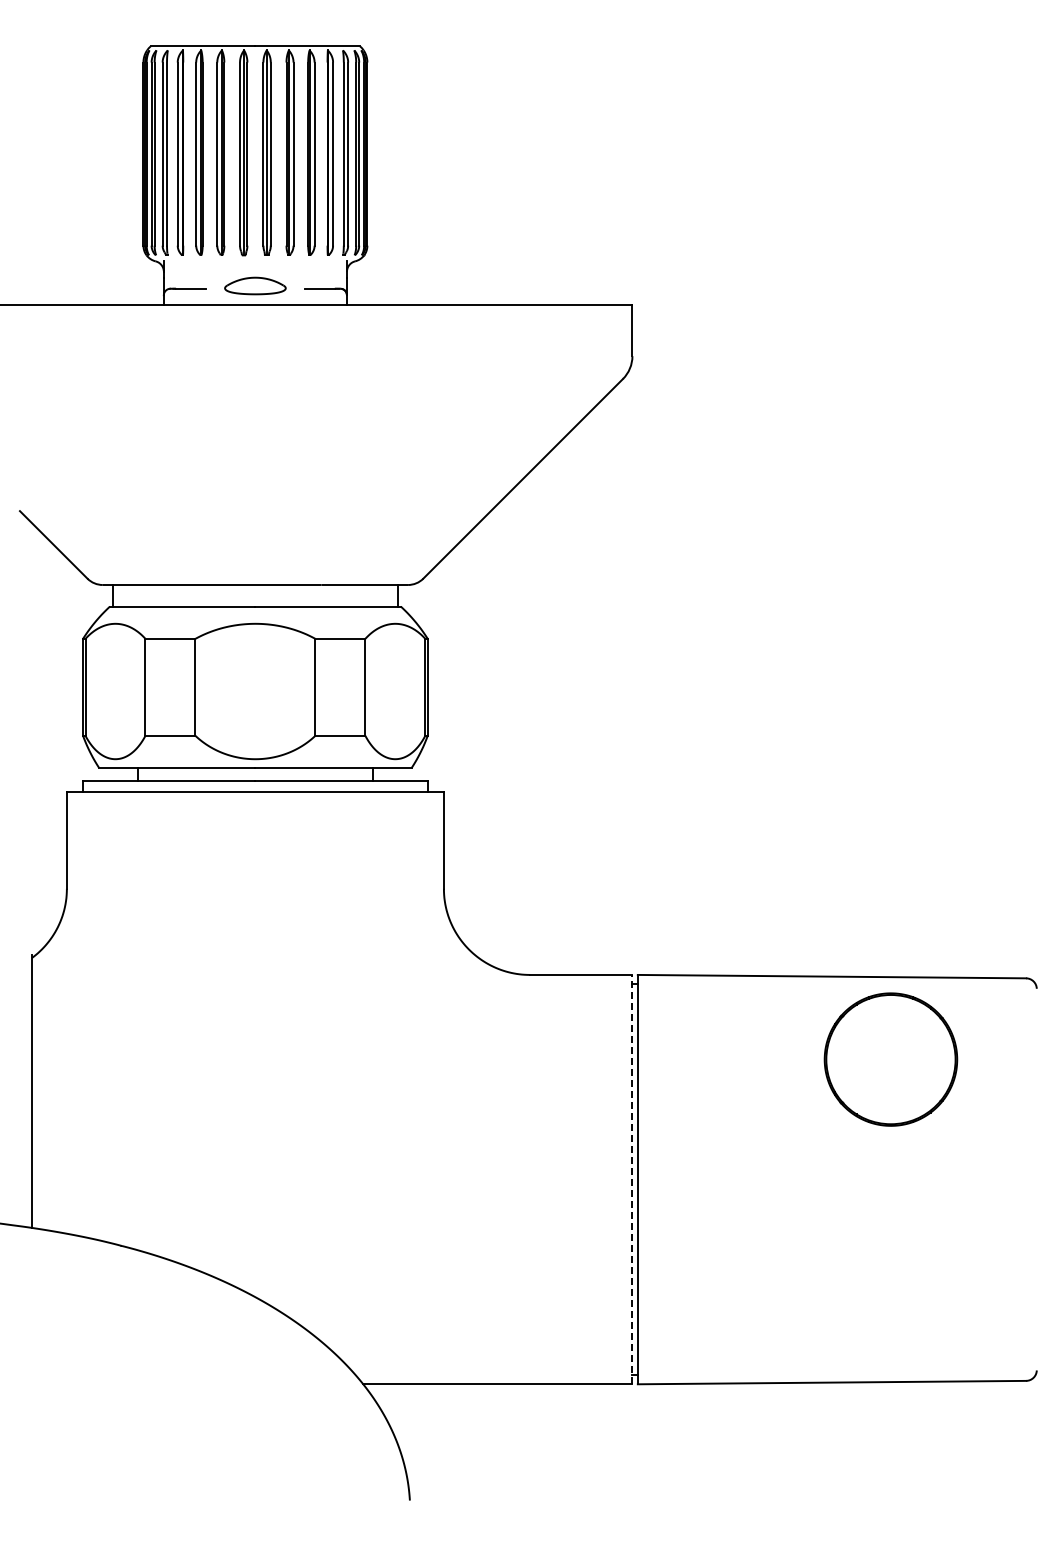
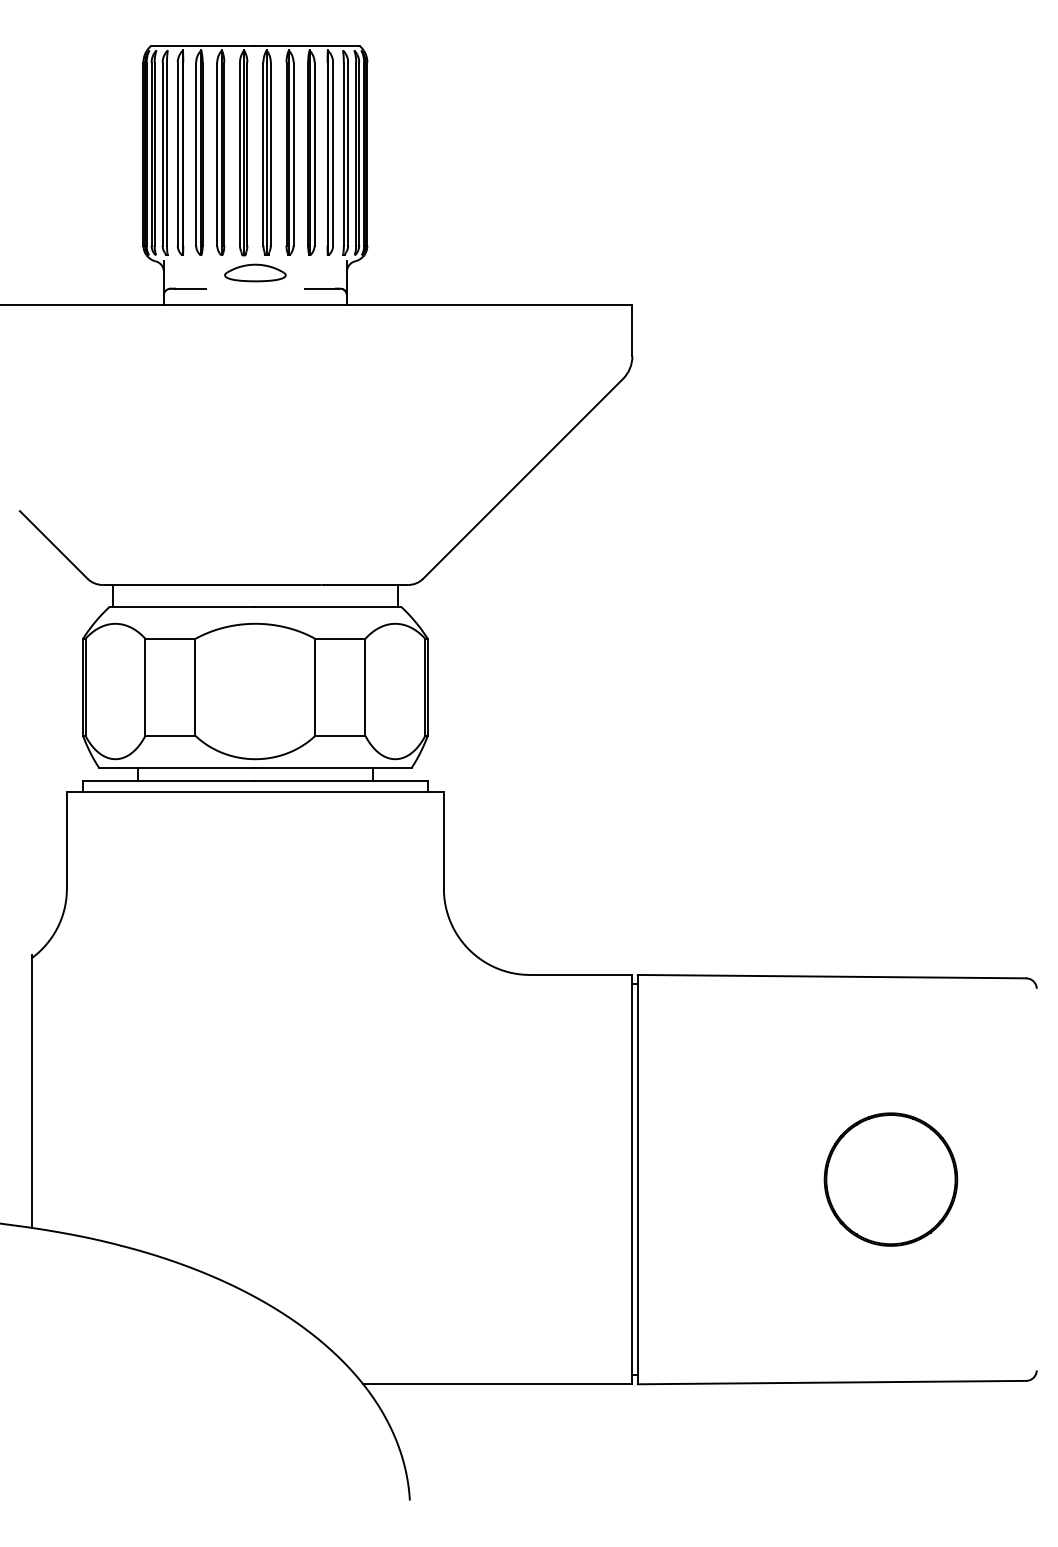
part position: (255, 285) -> (255, 272) (255, 272)
part position: (890, 1059) -> (890, 1179) (890, 1179)
line: dashed -> solid (632, 1179)
